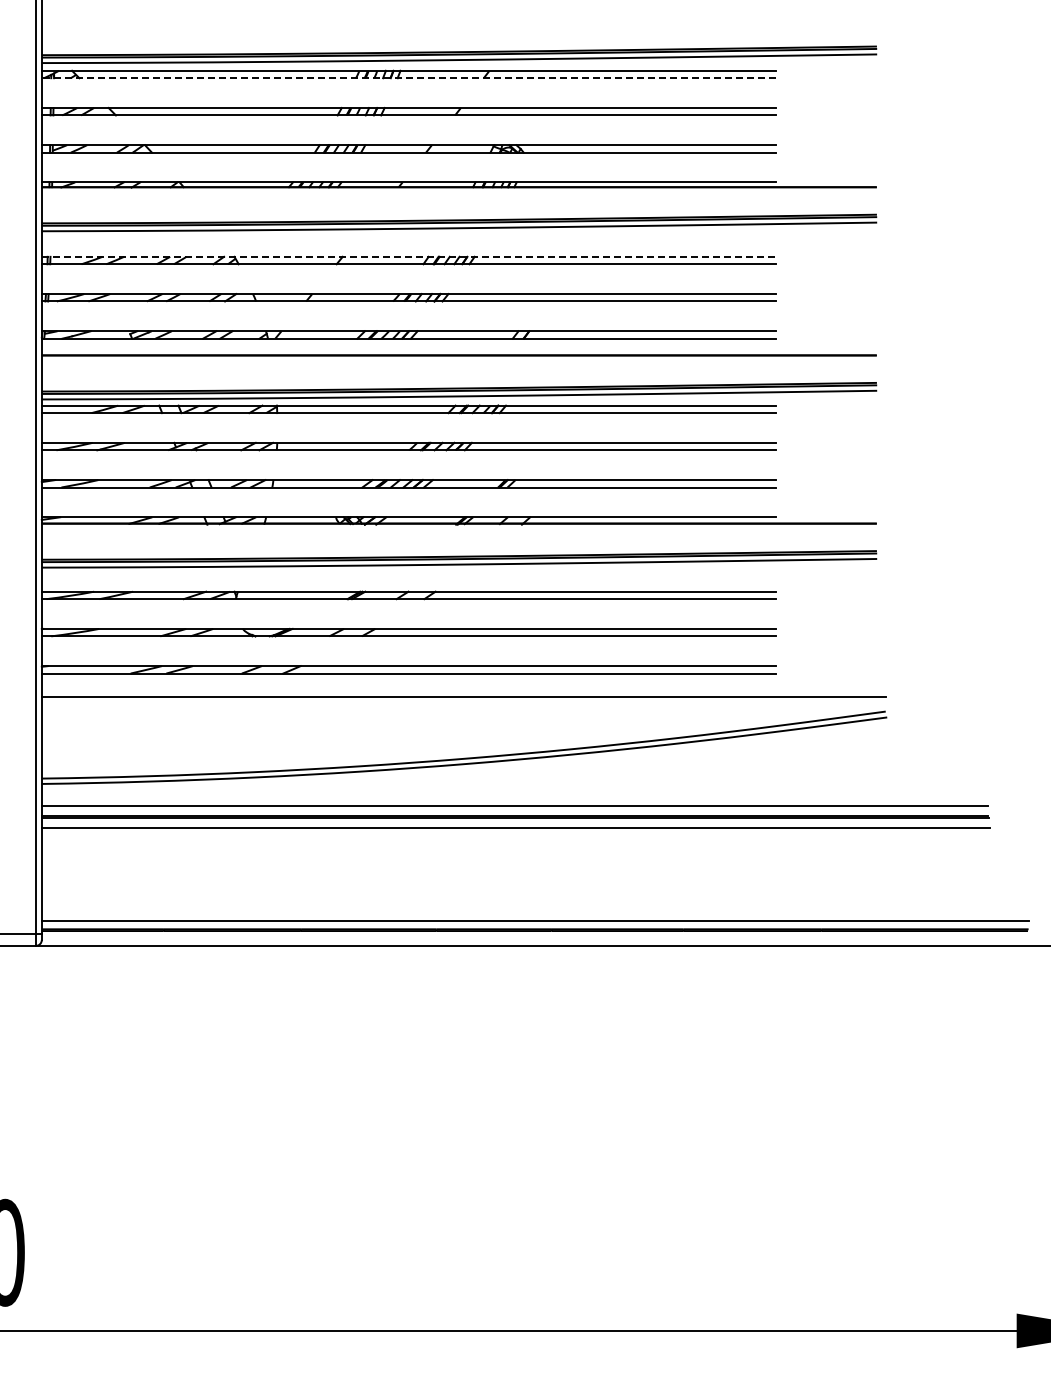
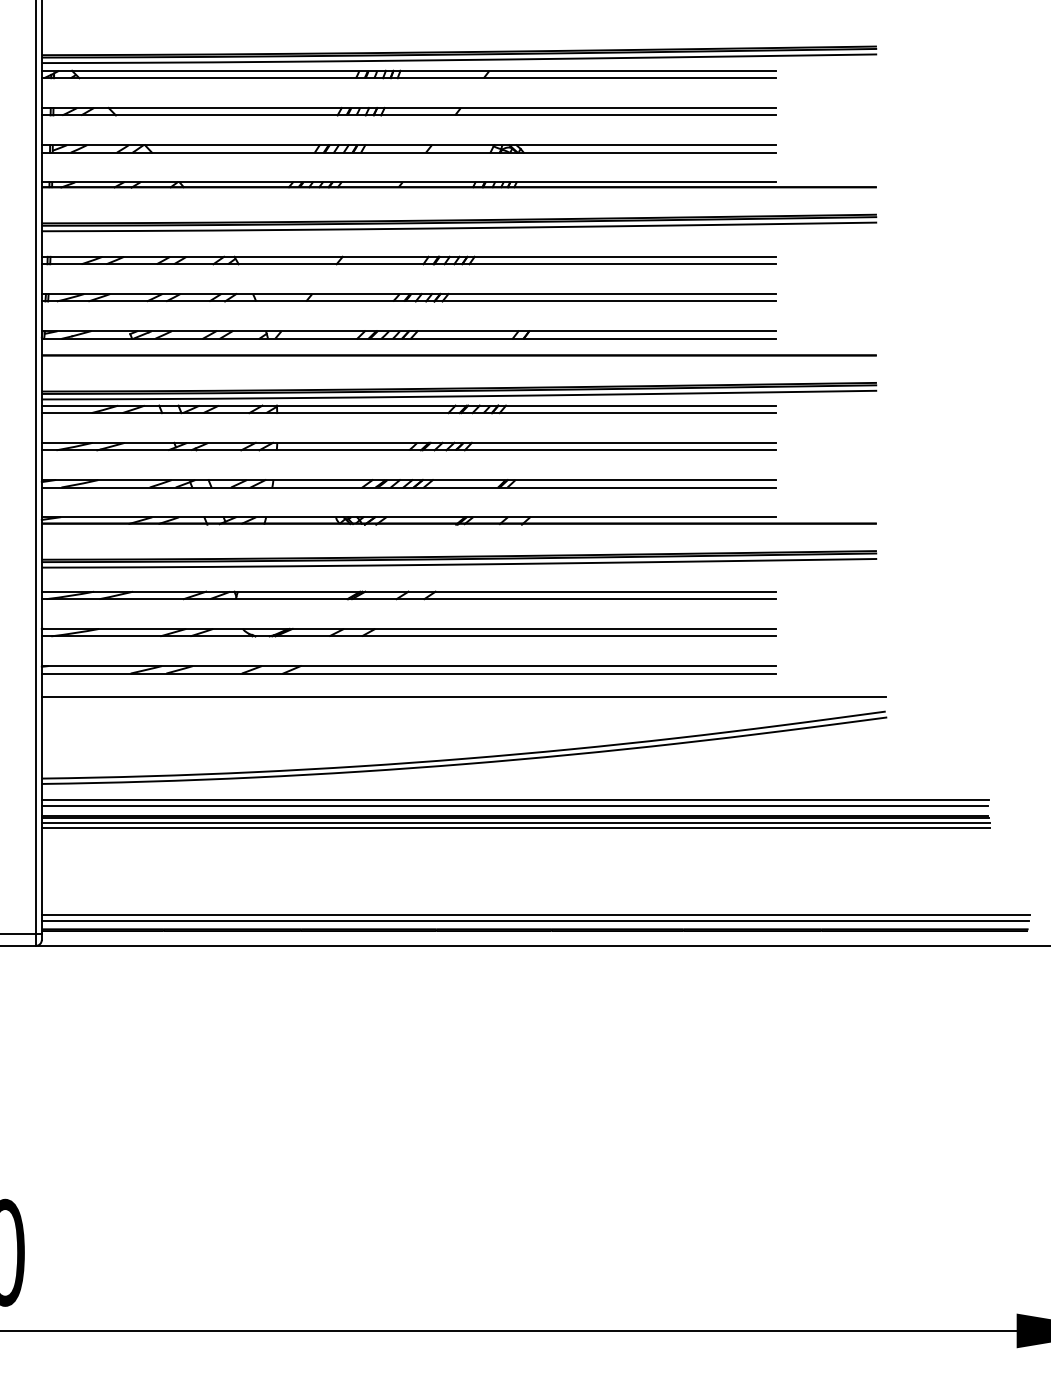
line: dashed -> solid (408, 78)
line: dashed -> solid (409, 256)
line: none -> present (515, 800)
line: none -> present (515, 823)
line: none -> present (535, 914)
